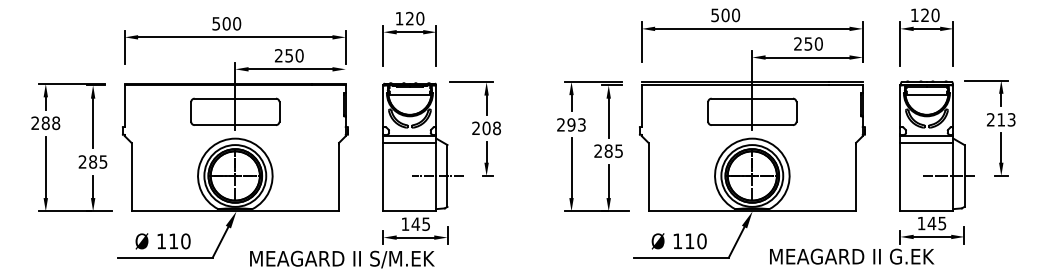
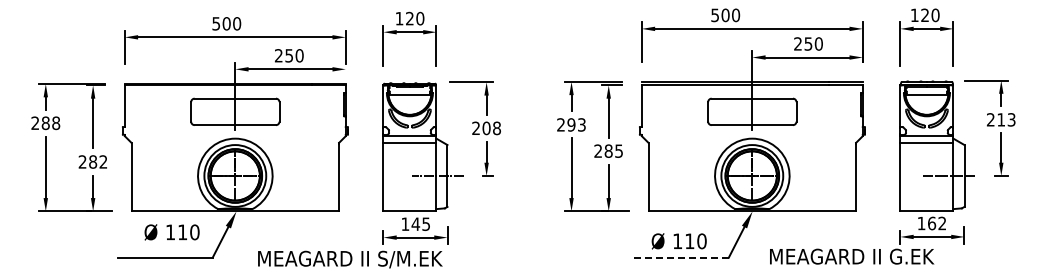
text: 285 -> 282 (103, 161)
text: 145 -> 162 (936, 223)
text position: (162, 241) -> (171, 232) (171, 232)
line: solid -> dashed (681, 257)
text position: (342, 259) -> (350, 259) (350, 259)
